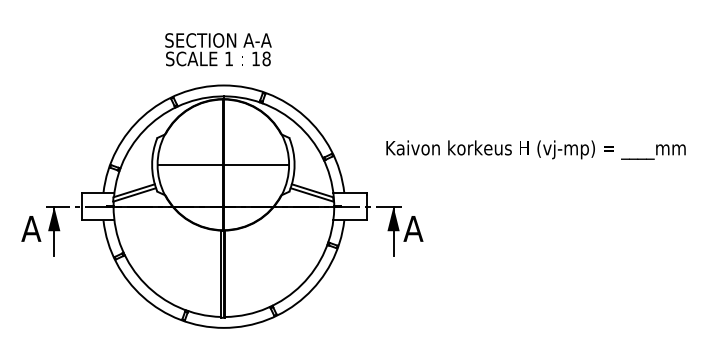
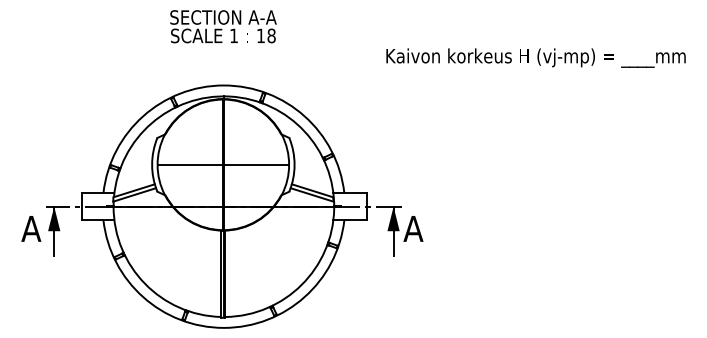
text position: (218, 49) -> (223, 26) (223, 26)
text position: (535, 149) -> (535, 57) (535, 57)
